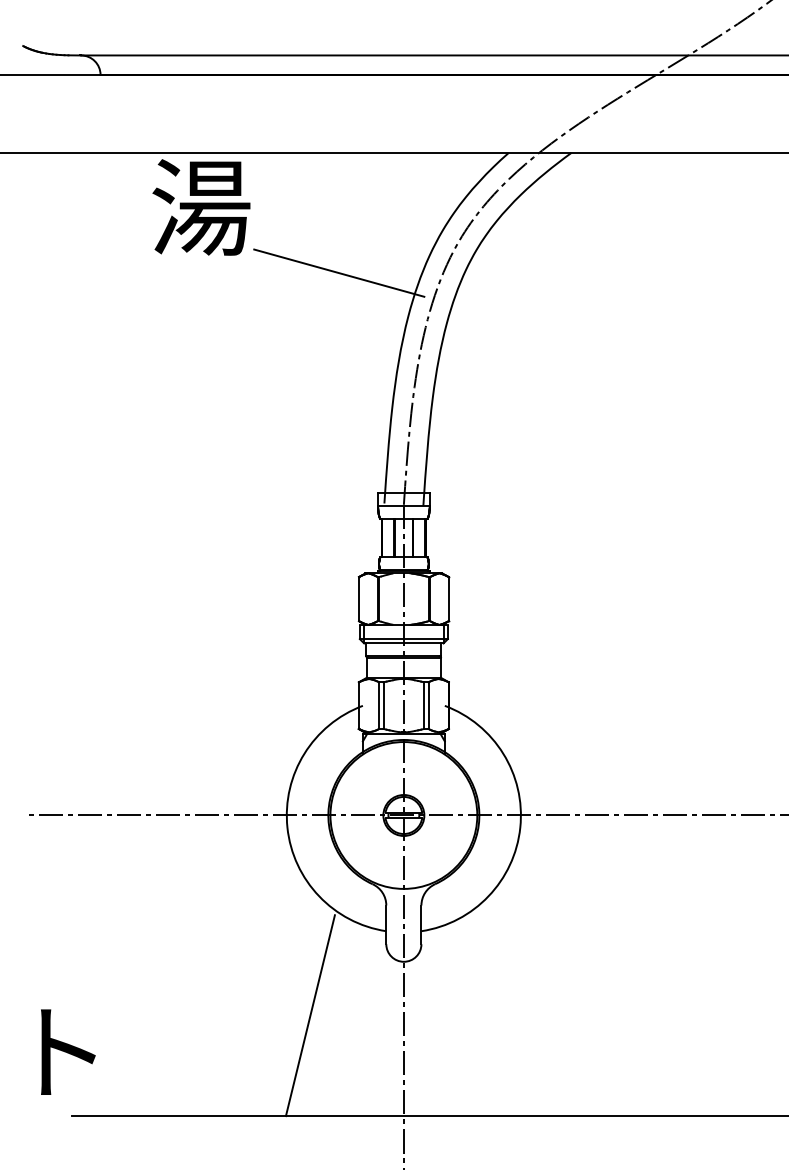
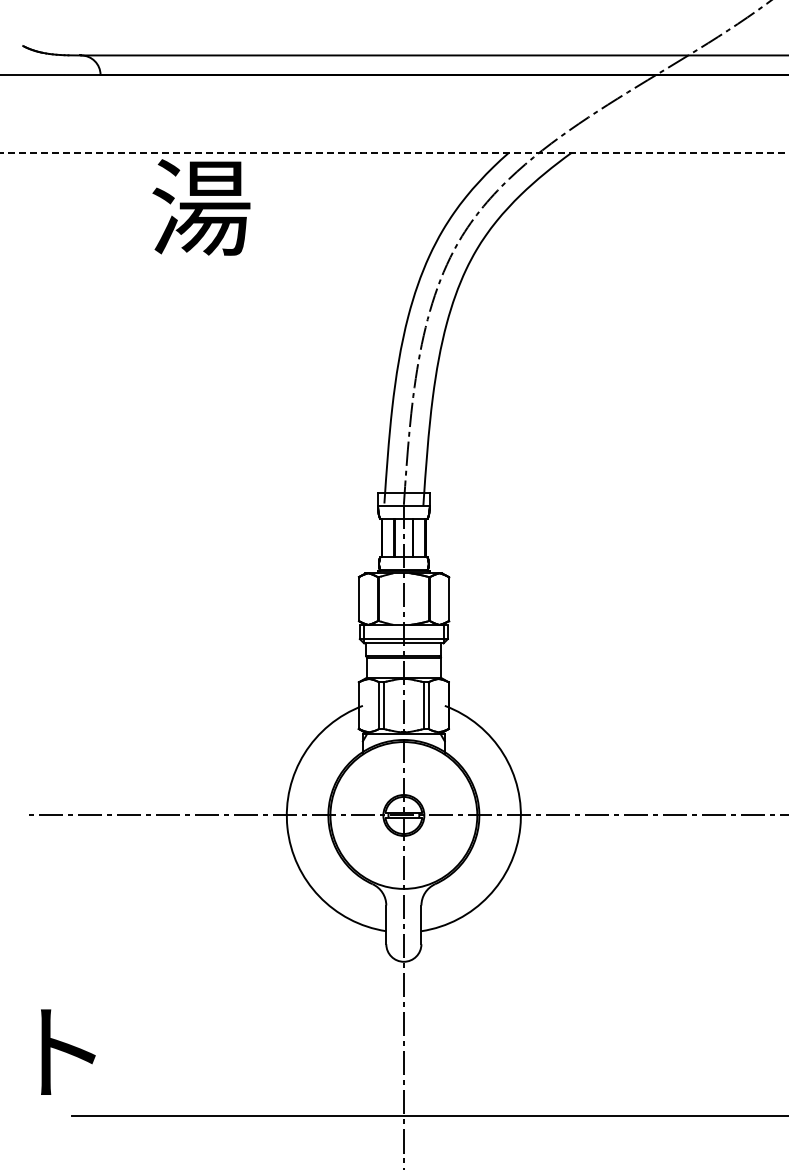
line: solid -> dashed (394, 153)
line: present -> none (339, 272)
line: present -> none (309, 1015)
